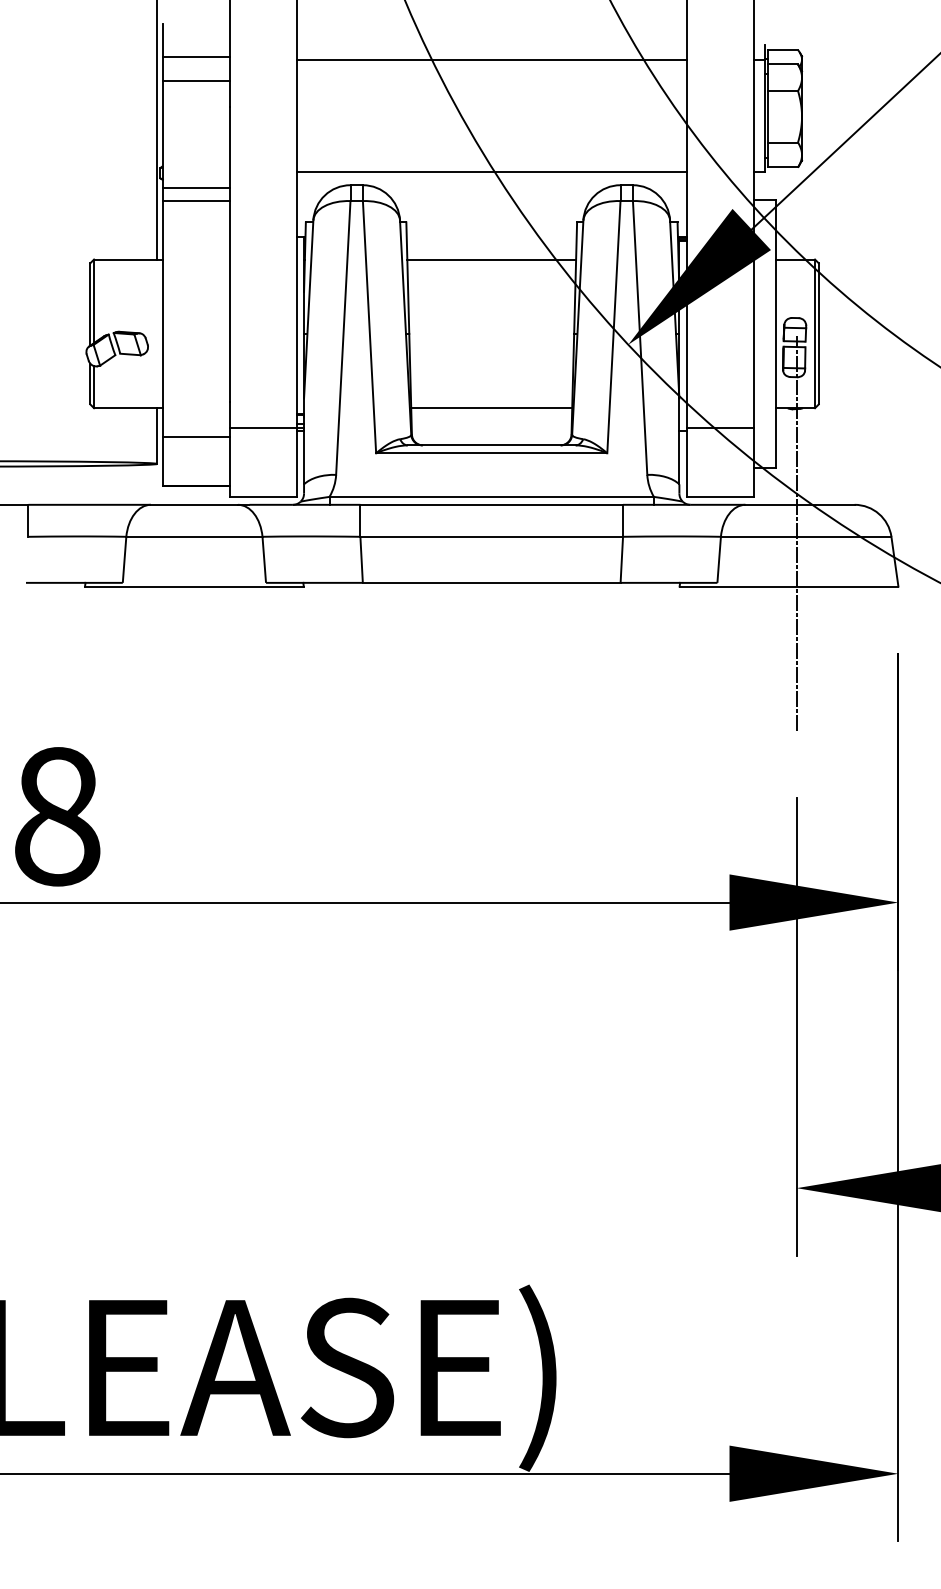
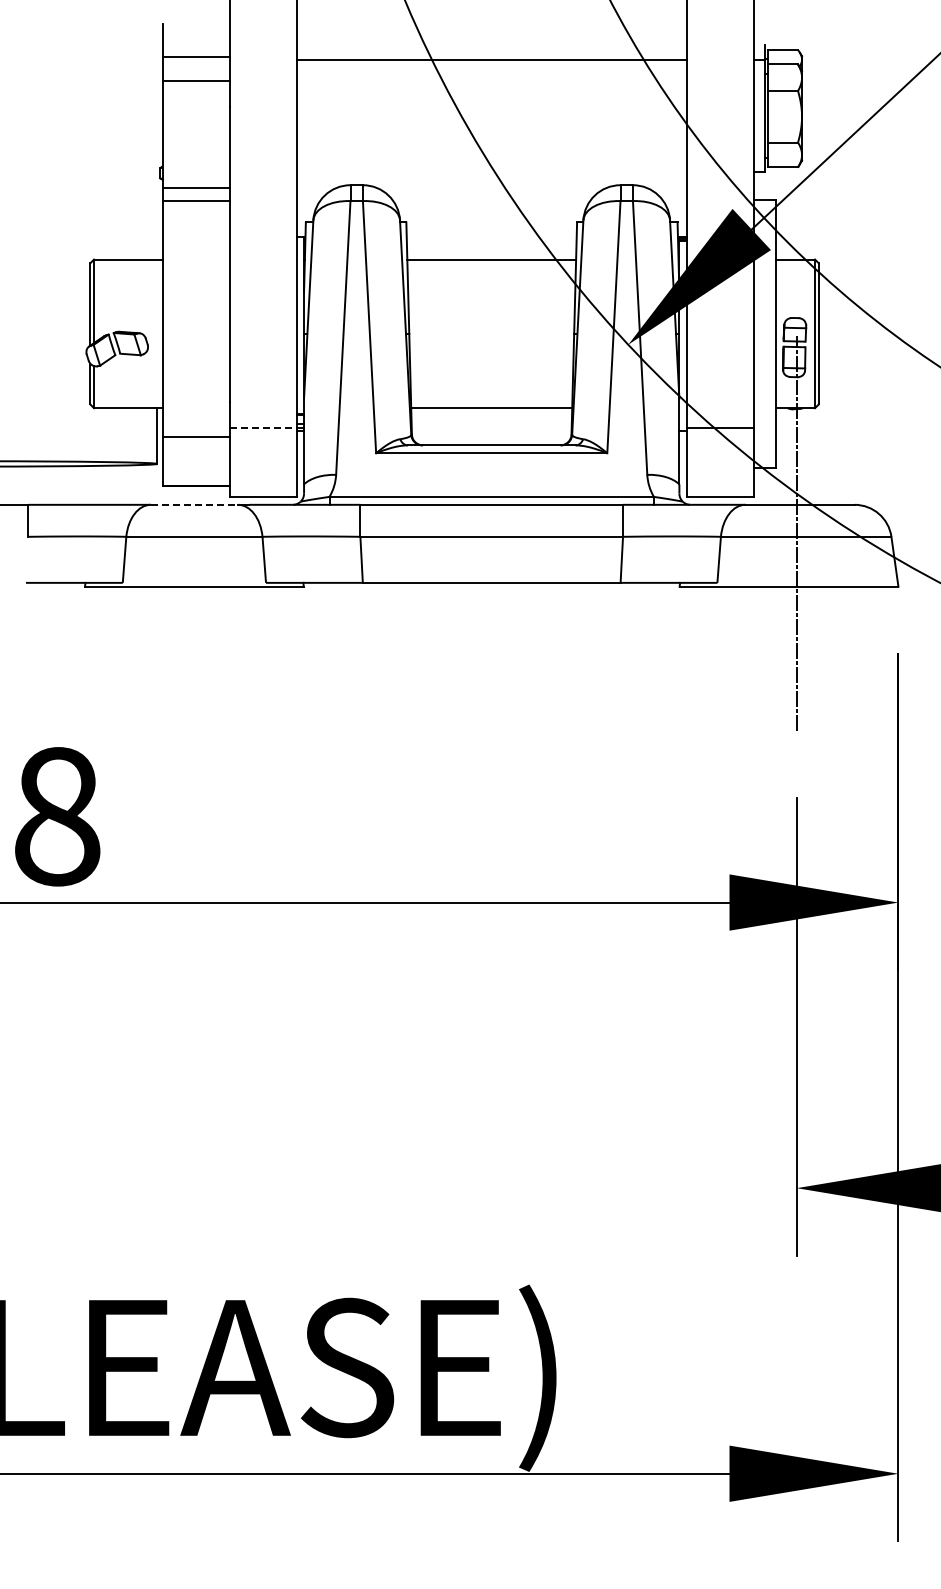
line: present -> none (157, 130)
line: present -> none (491, 171)
line: solid -> dashed (263, 428)
line: solid -> dashed (194, 504)
